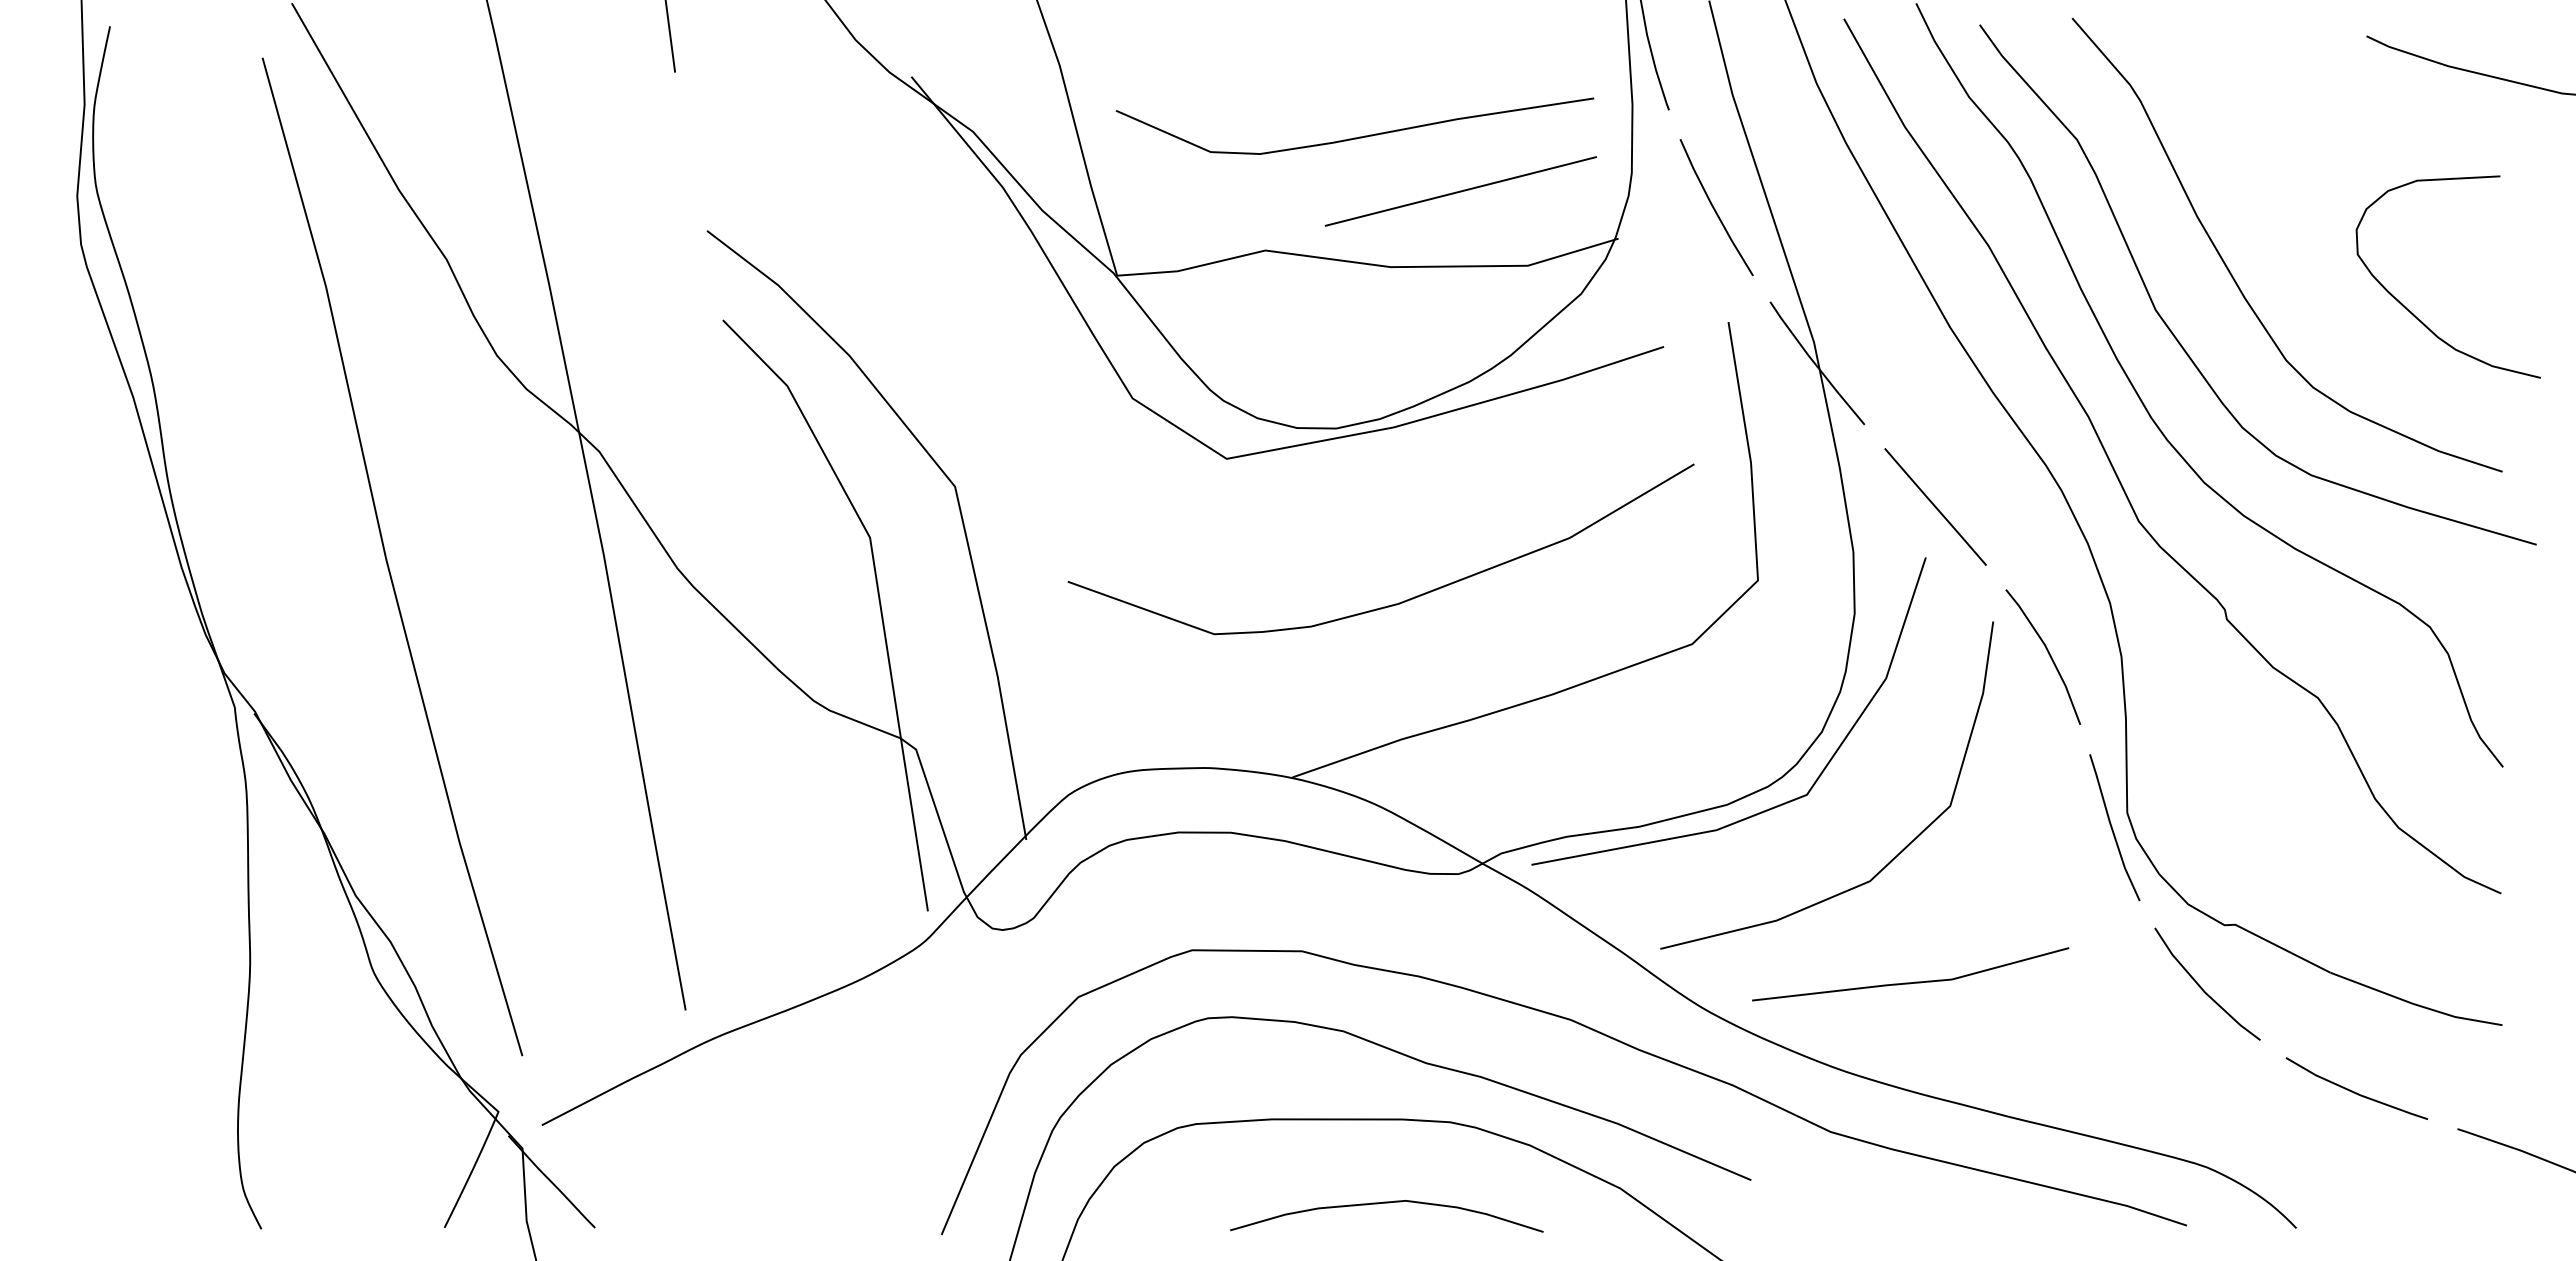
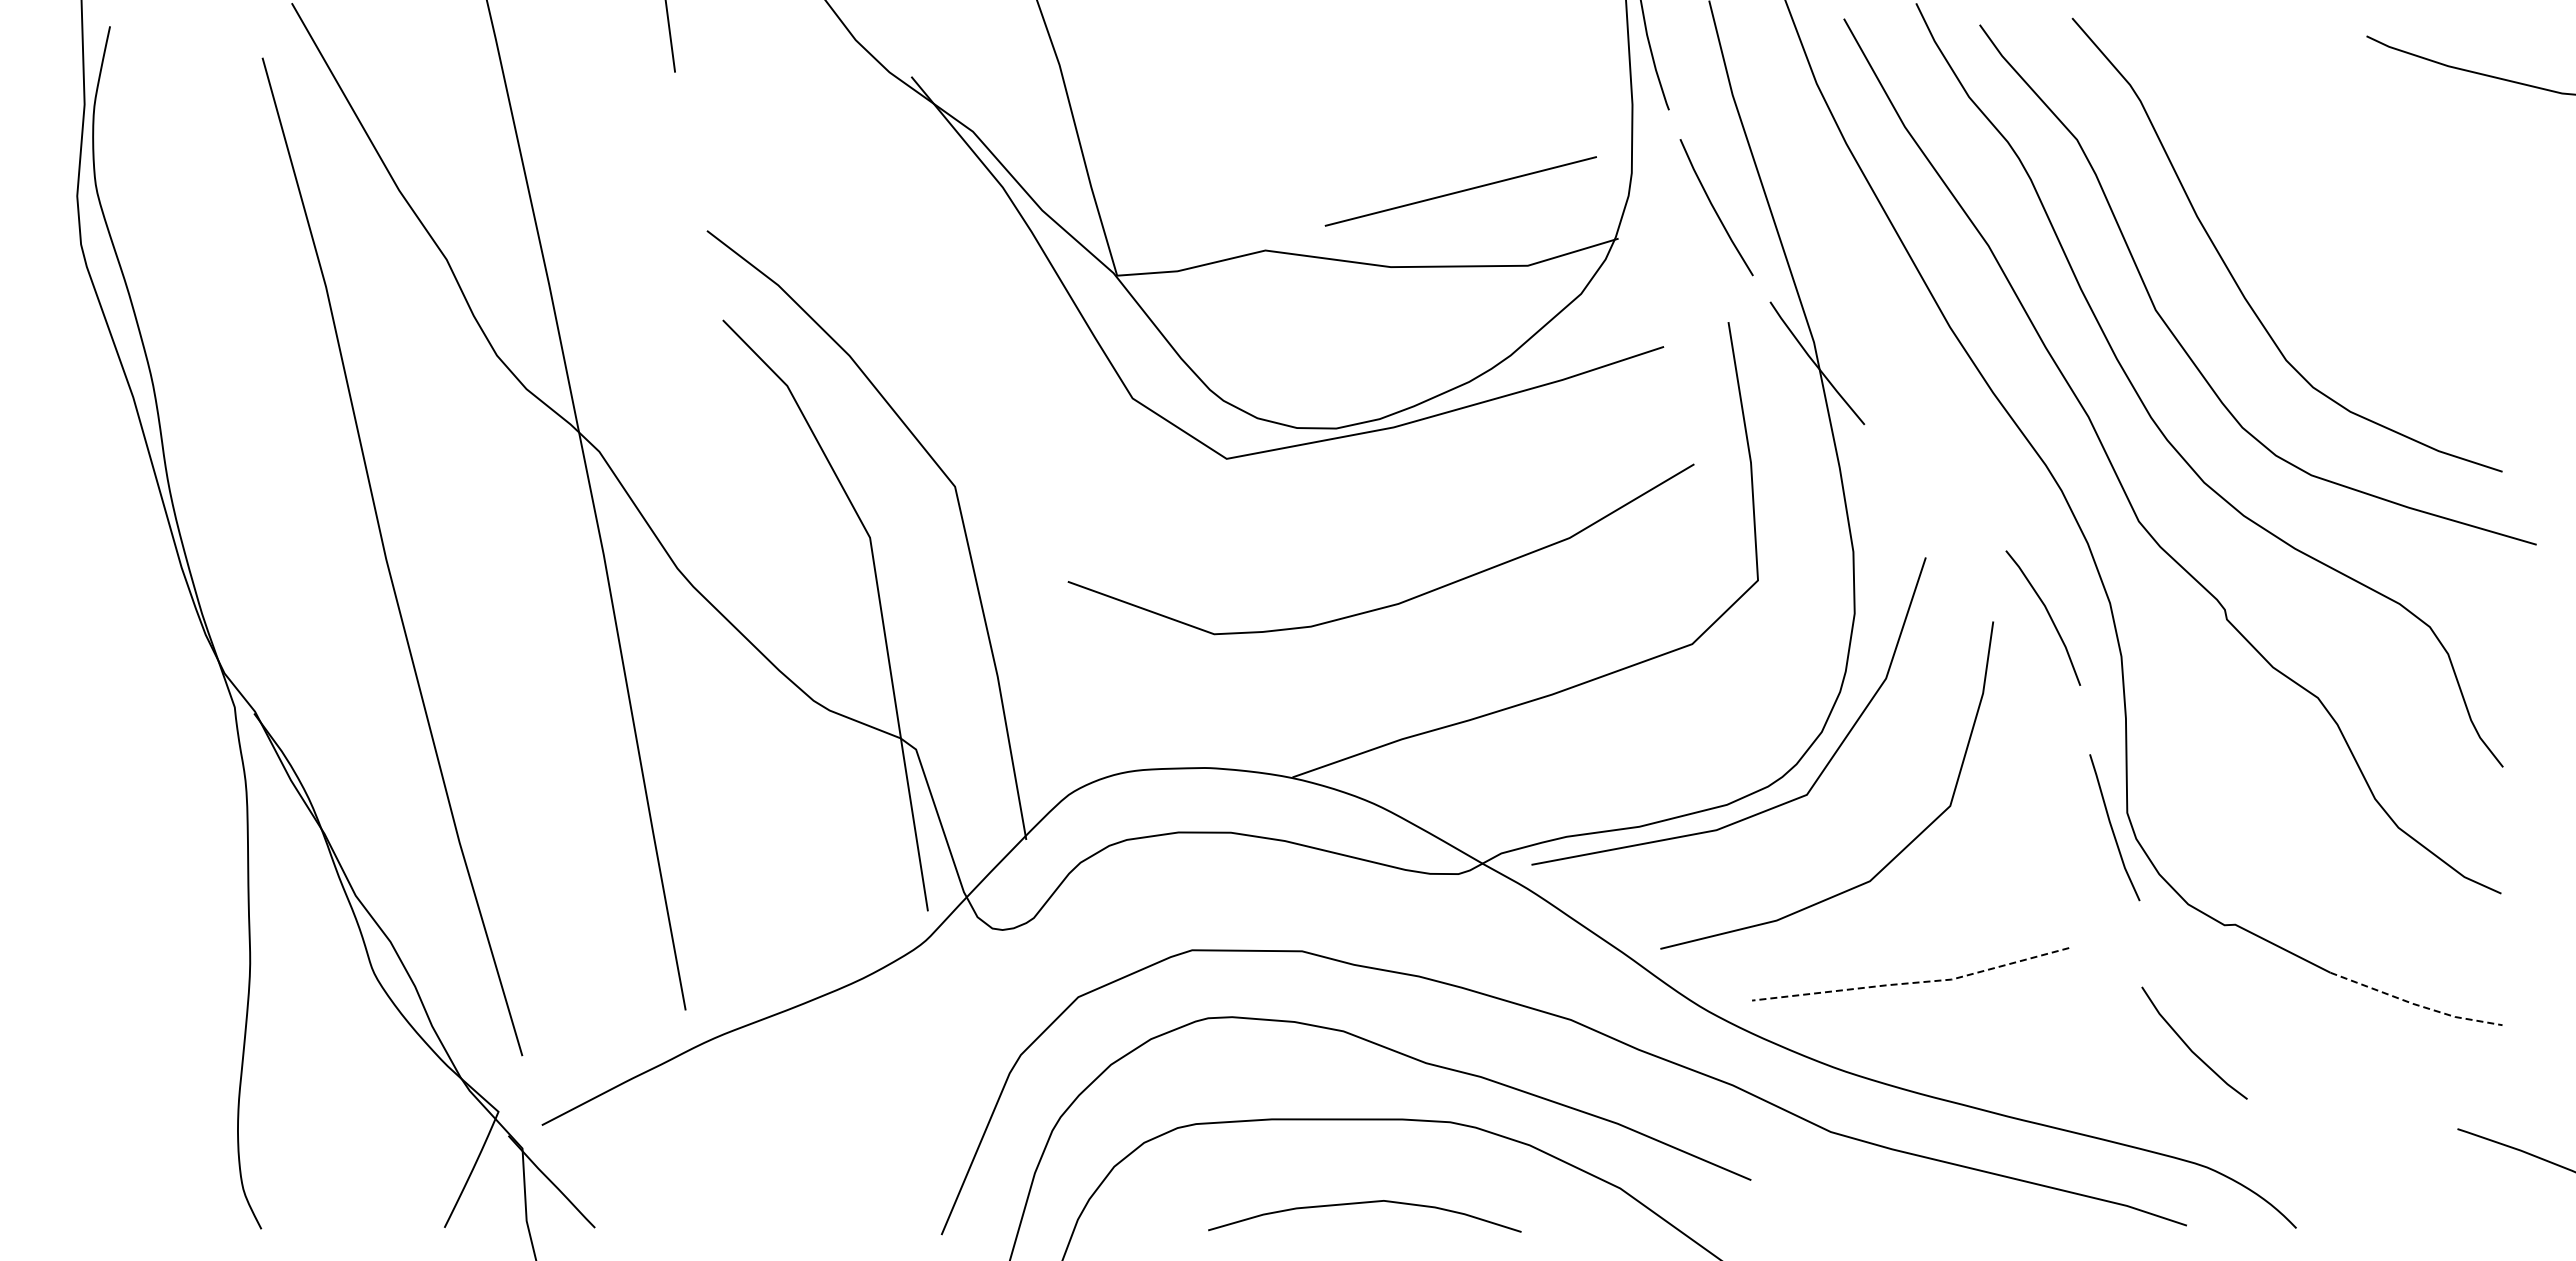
curve: present -> none (1354, 137)
curve: present -> none (2411, 311)
line: present -> none (1935, 506)
line position: (2048, 654) -> (2048, 615) (2048, 615)
line: solid -> dashed (1912, 983)
line position: (2202, 987) -> (2189, 1046) (2189, 1046)
line: solid -> dashed (2415, 1004)
line: present -> none (2354, 1091)
curve position: (1386, 1203) -> (1364, 1203) (1364, 1203)
